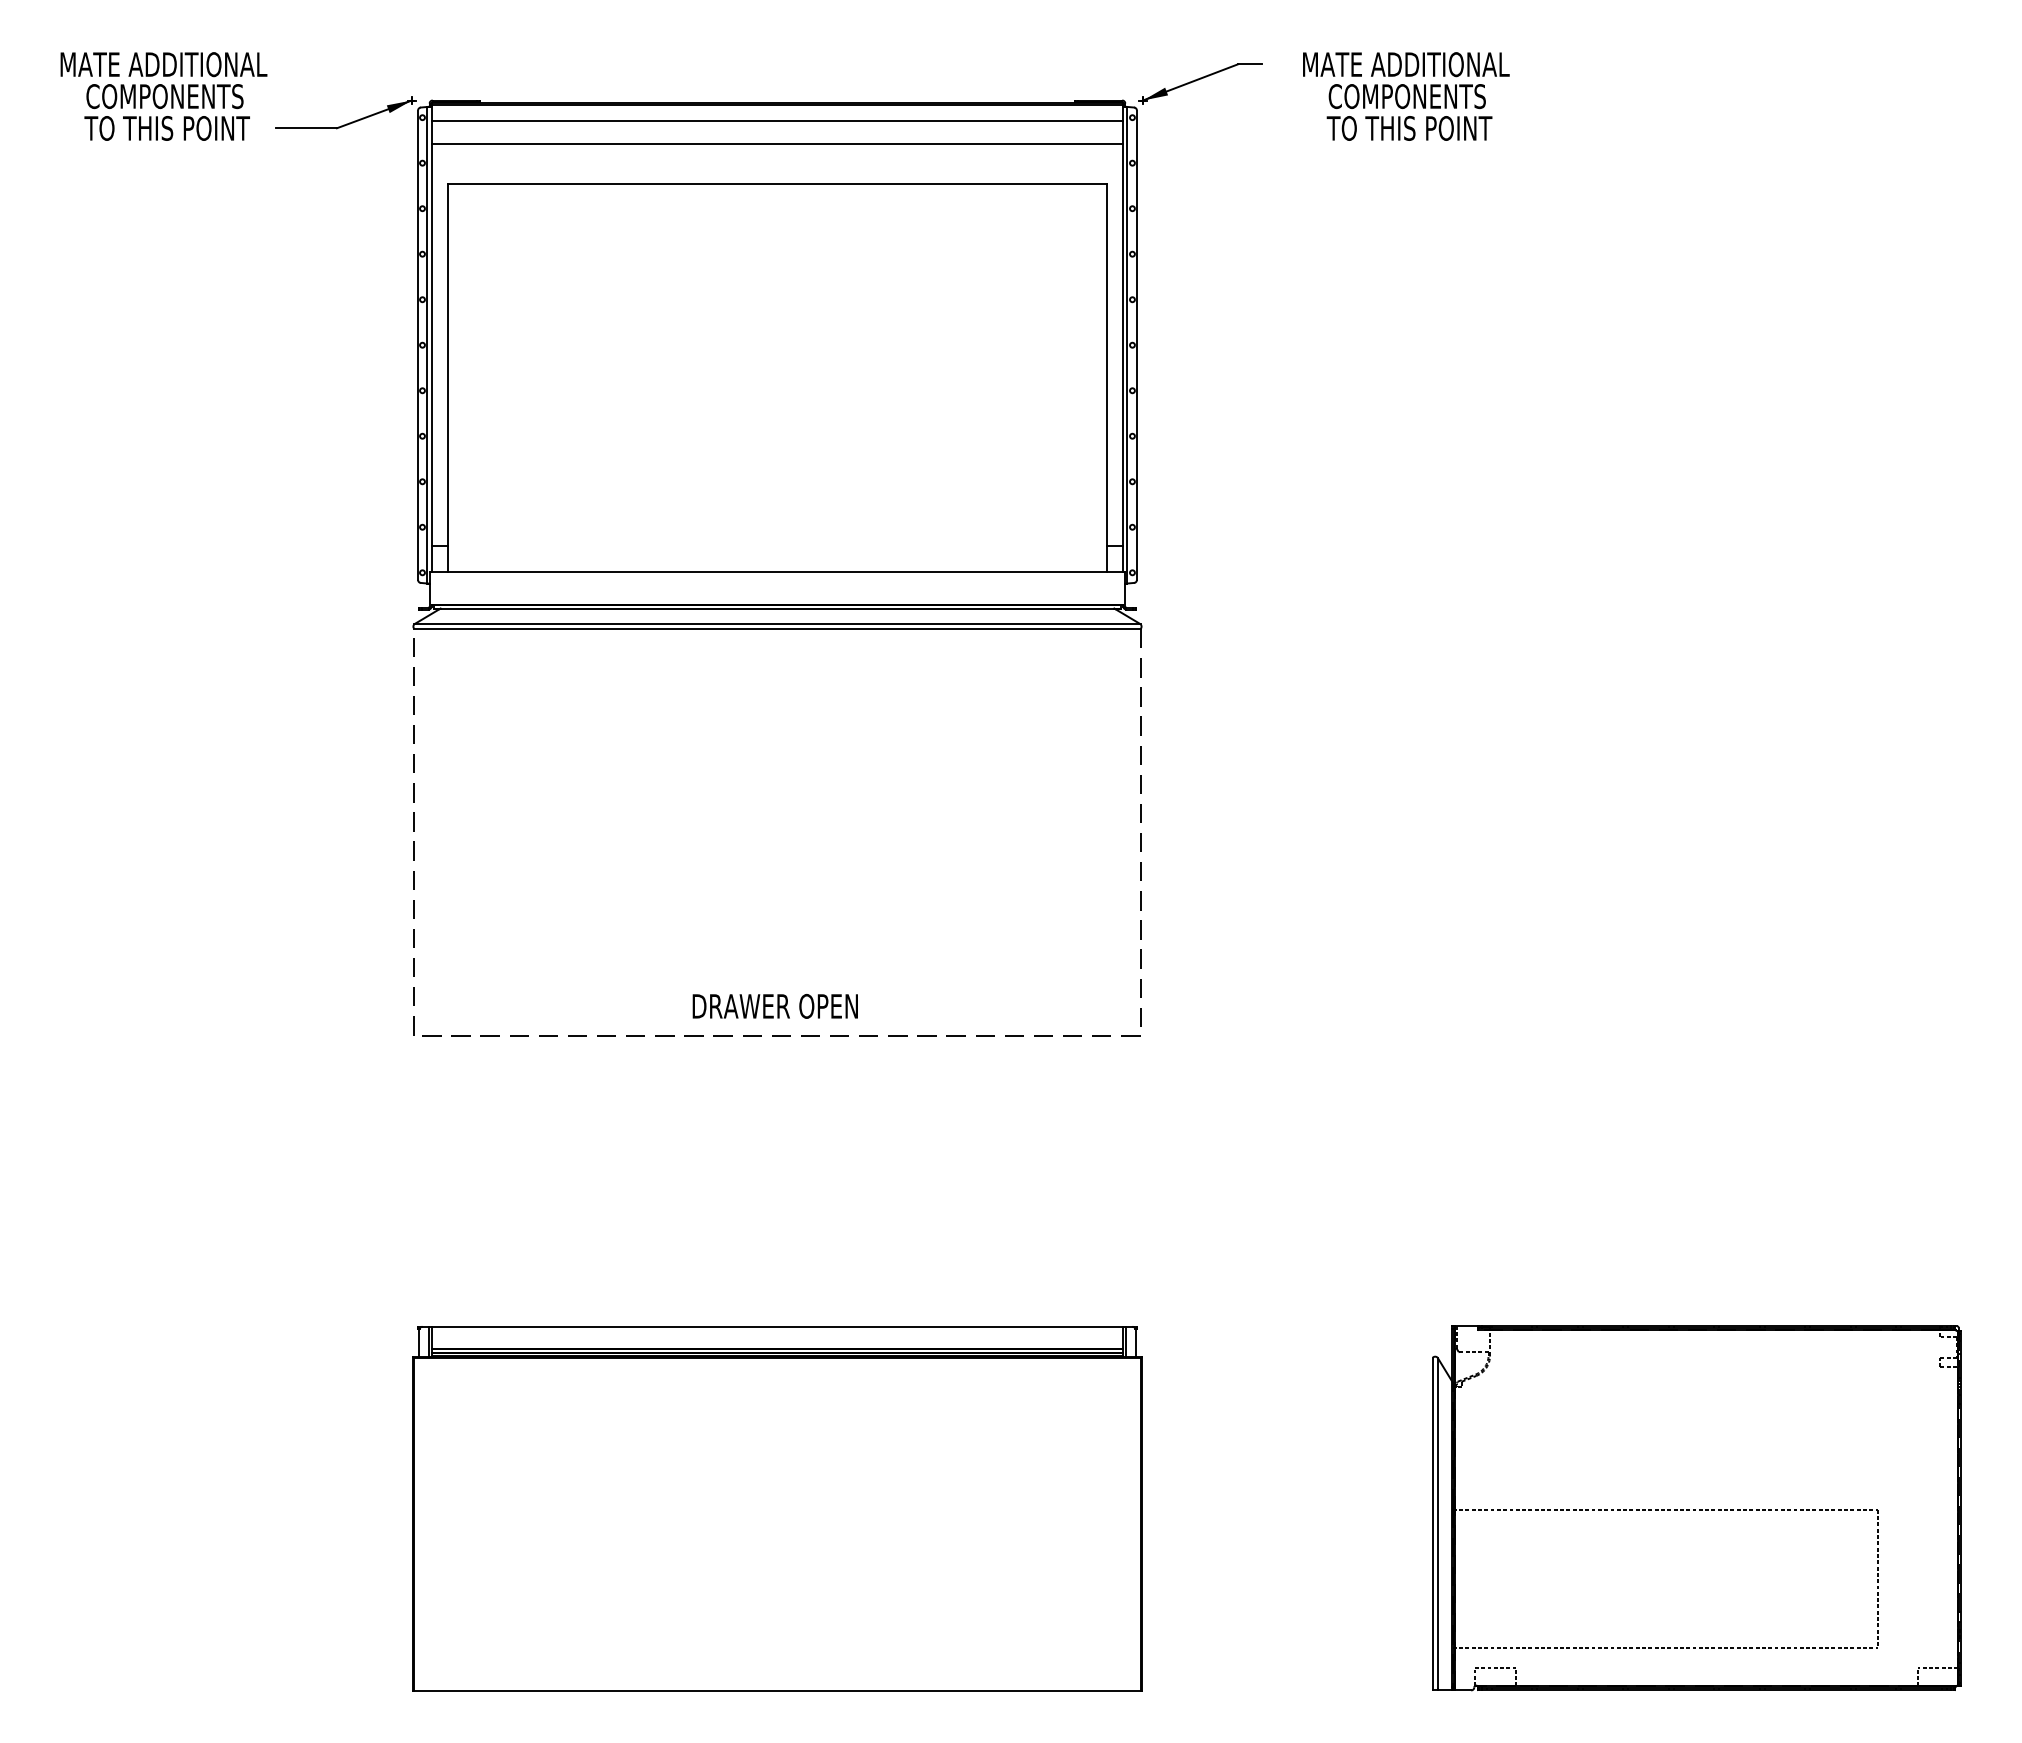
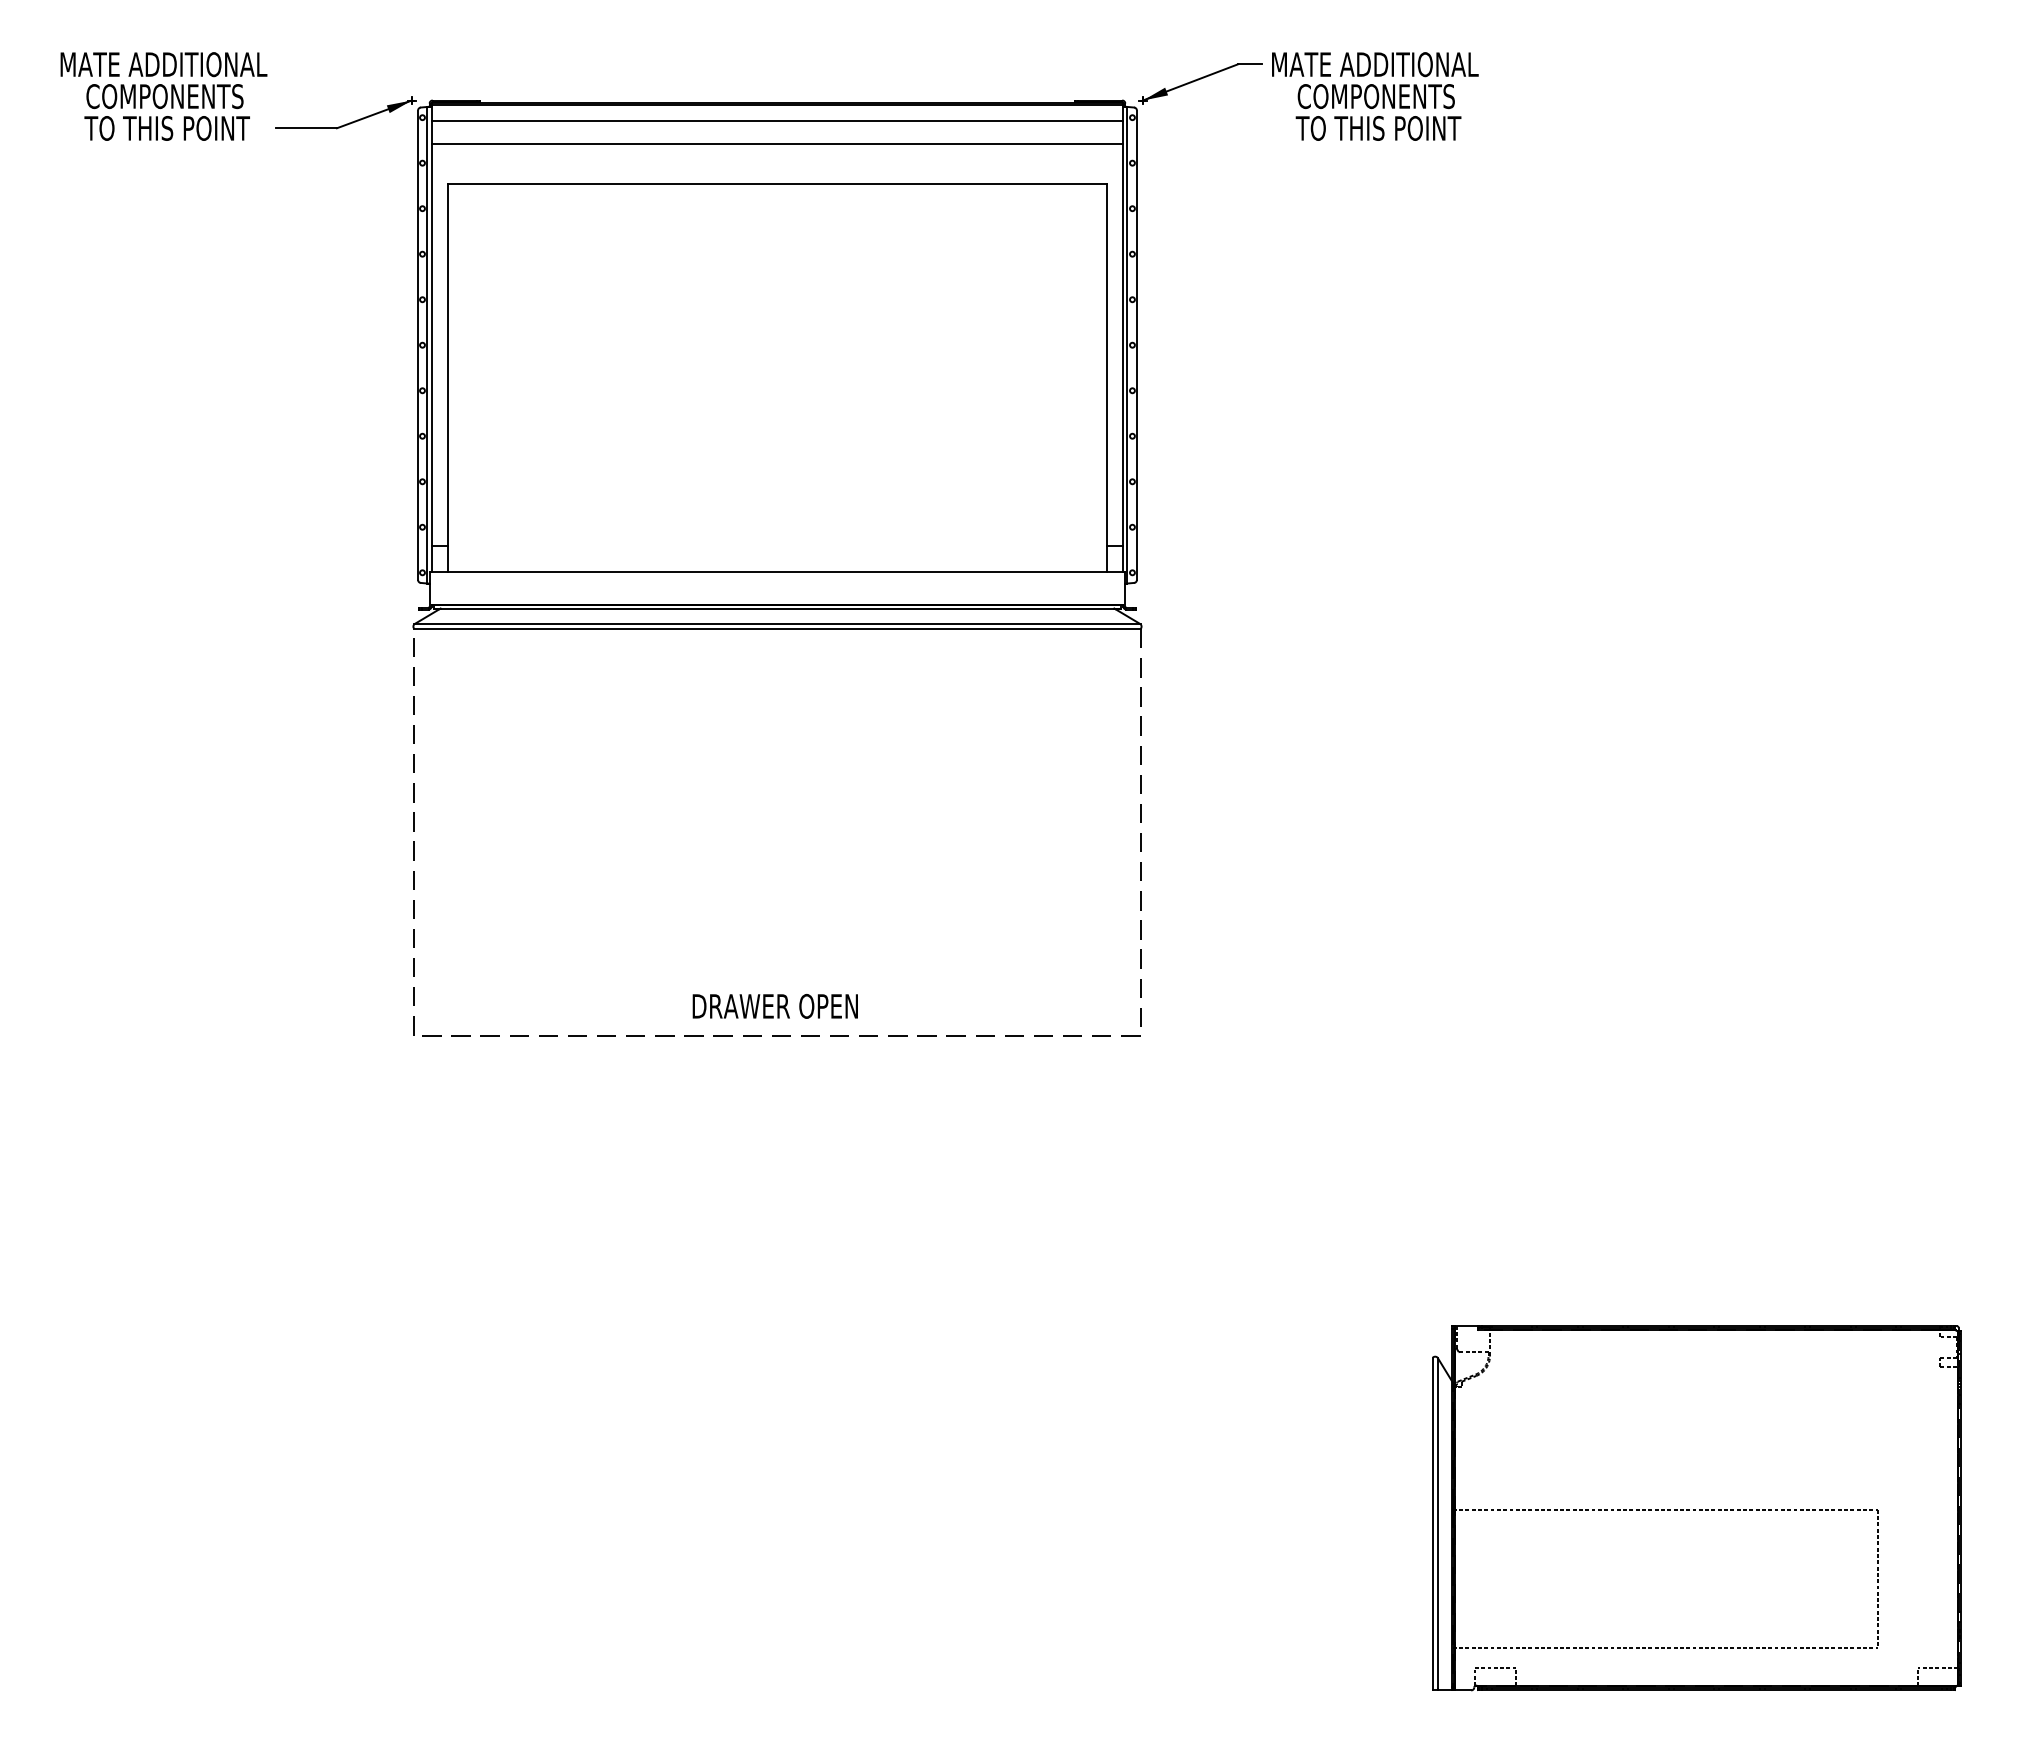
text position: (1406, 96) -> (1375, 96) (1375, 96)
part: present -> none (777, 1508)
